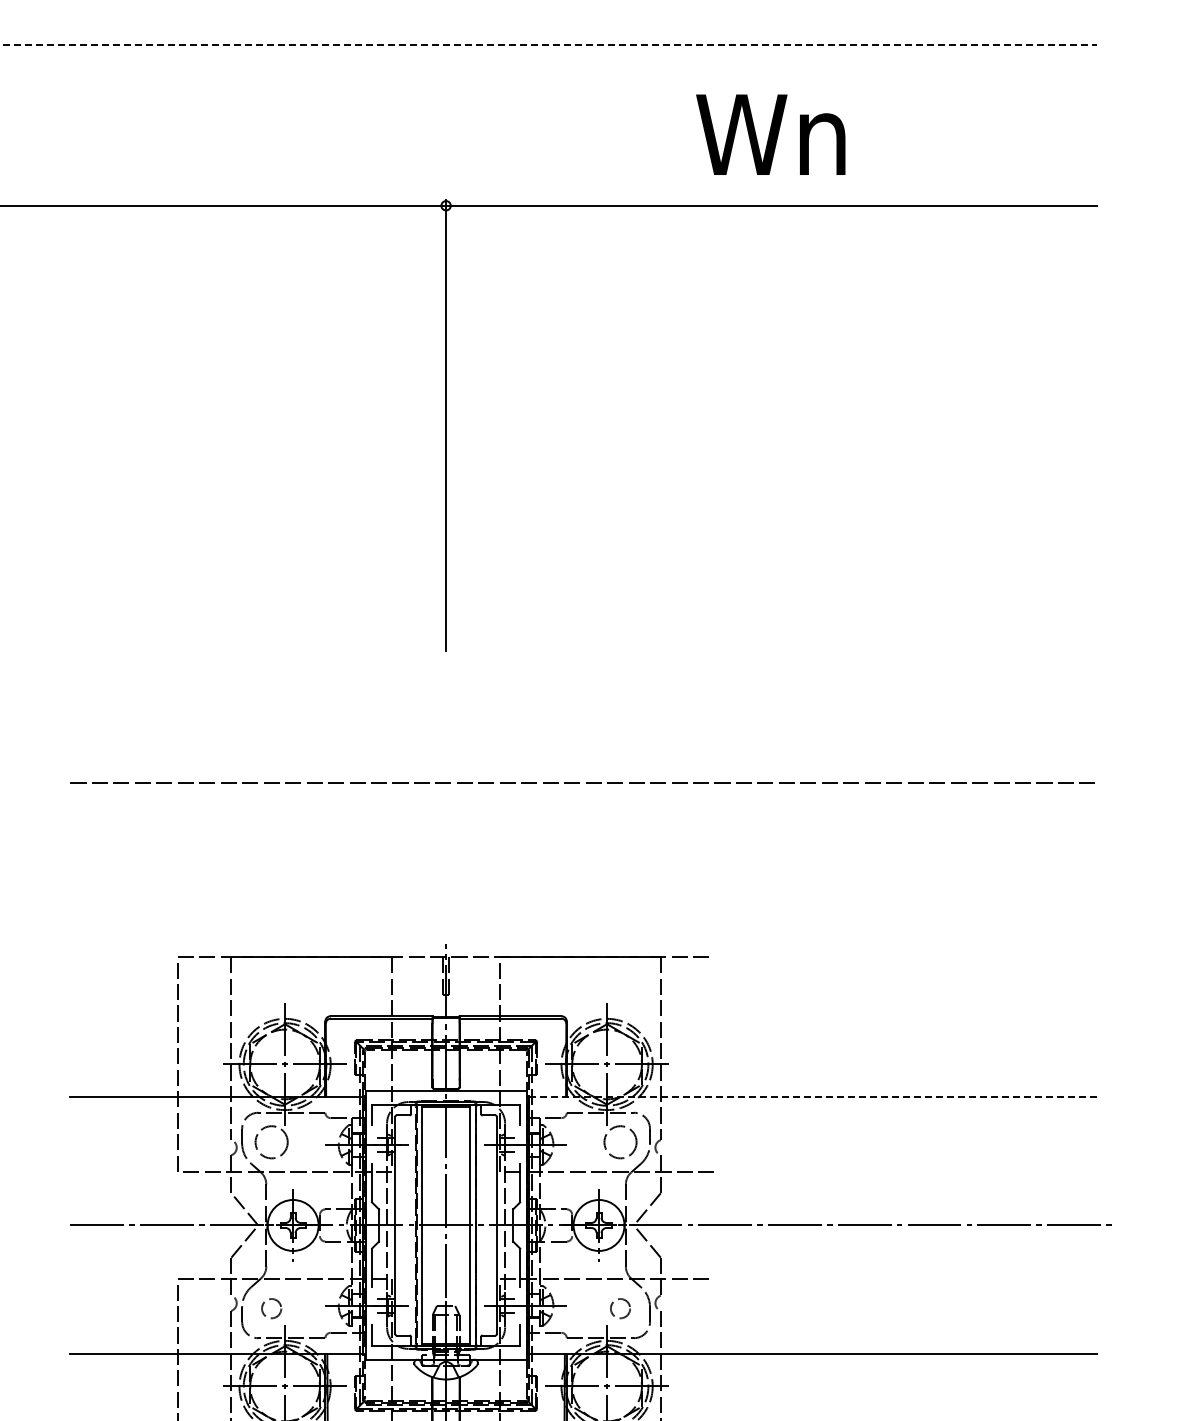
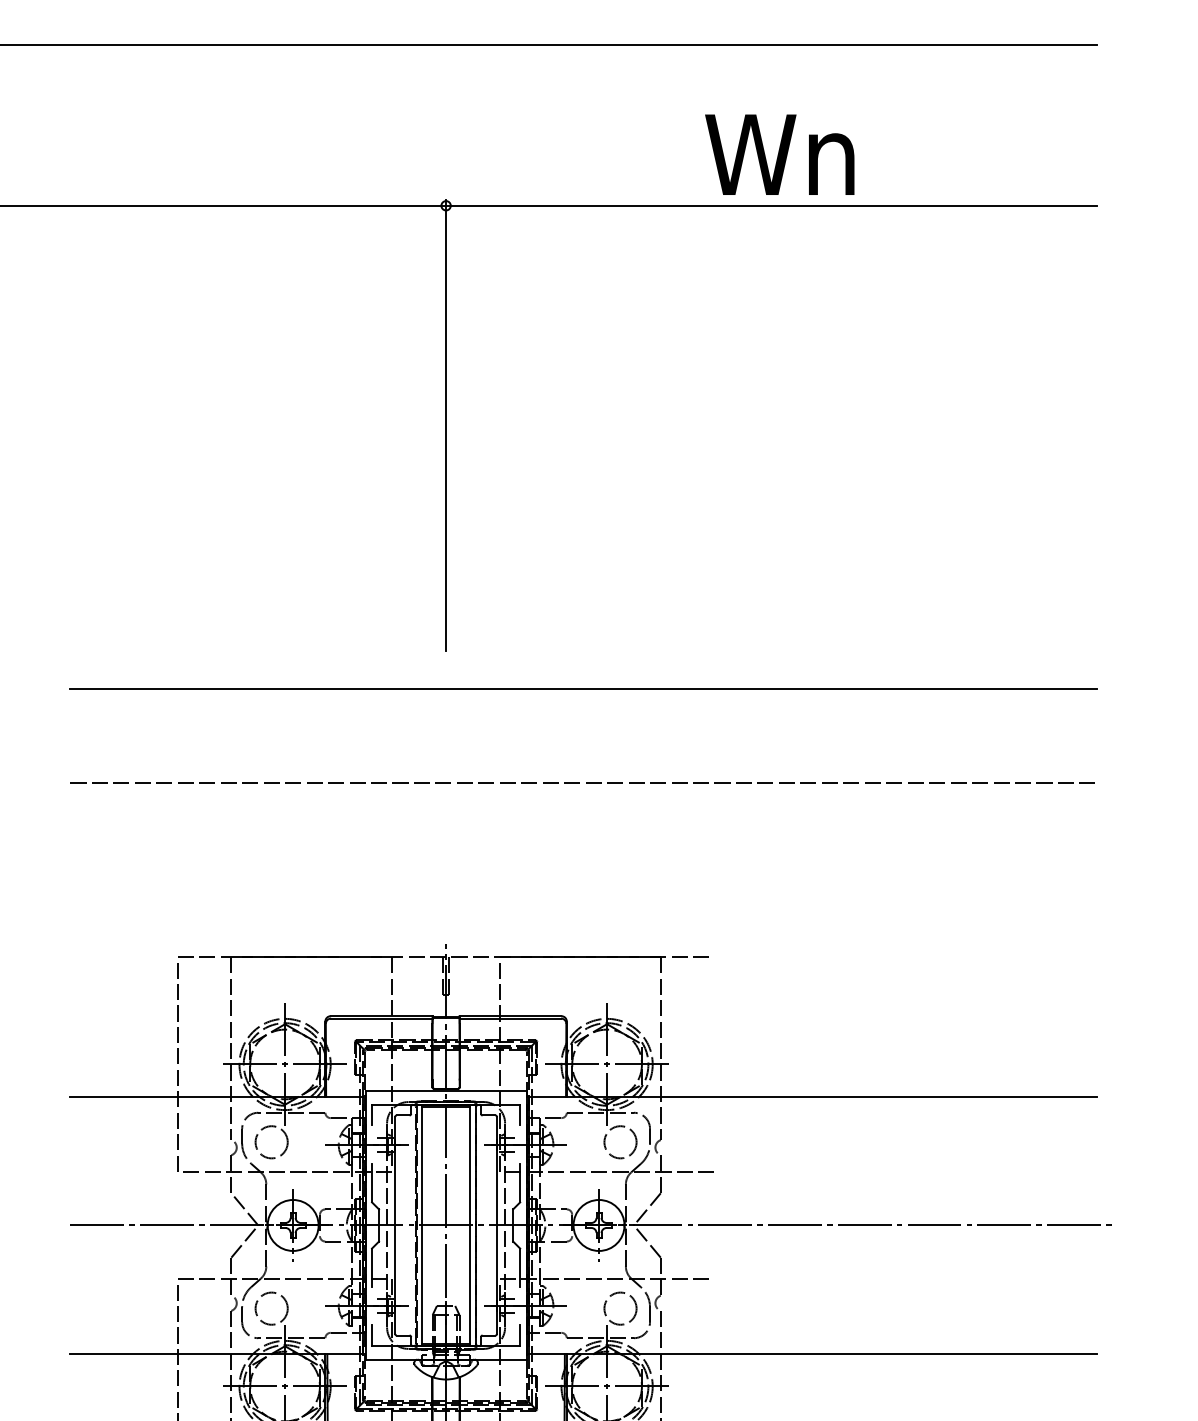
line: dashed -> solid (548, 44)
text position: (770, 134) -> (779, 154) (779, 154)
line: none -> present (583, 688)
line: dashed -> solid (813, 1096)
circle diameter: 19 px -> 32 px (271, 1308)
circle diameter: 19 px -> 32 px (620, 1308)
